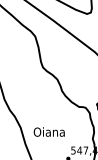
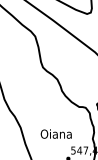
text position: (48, 131) -> (55, 133) (55, 133)
